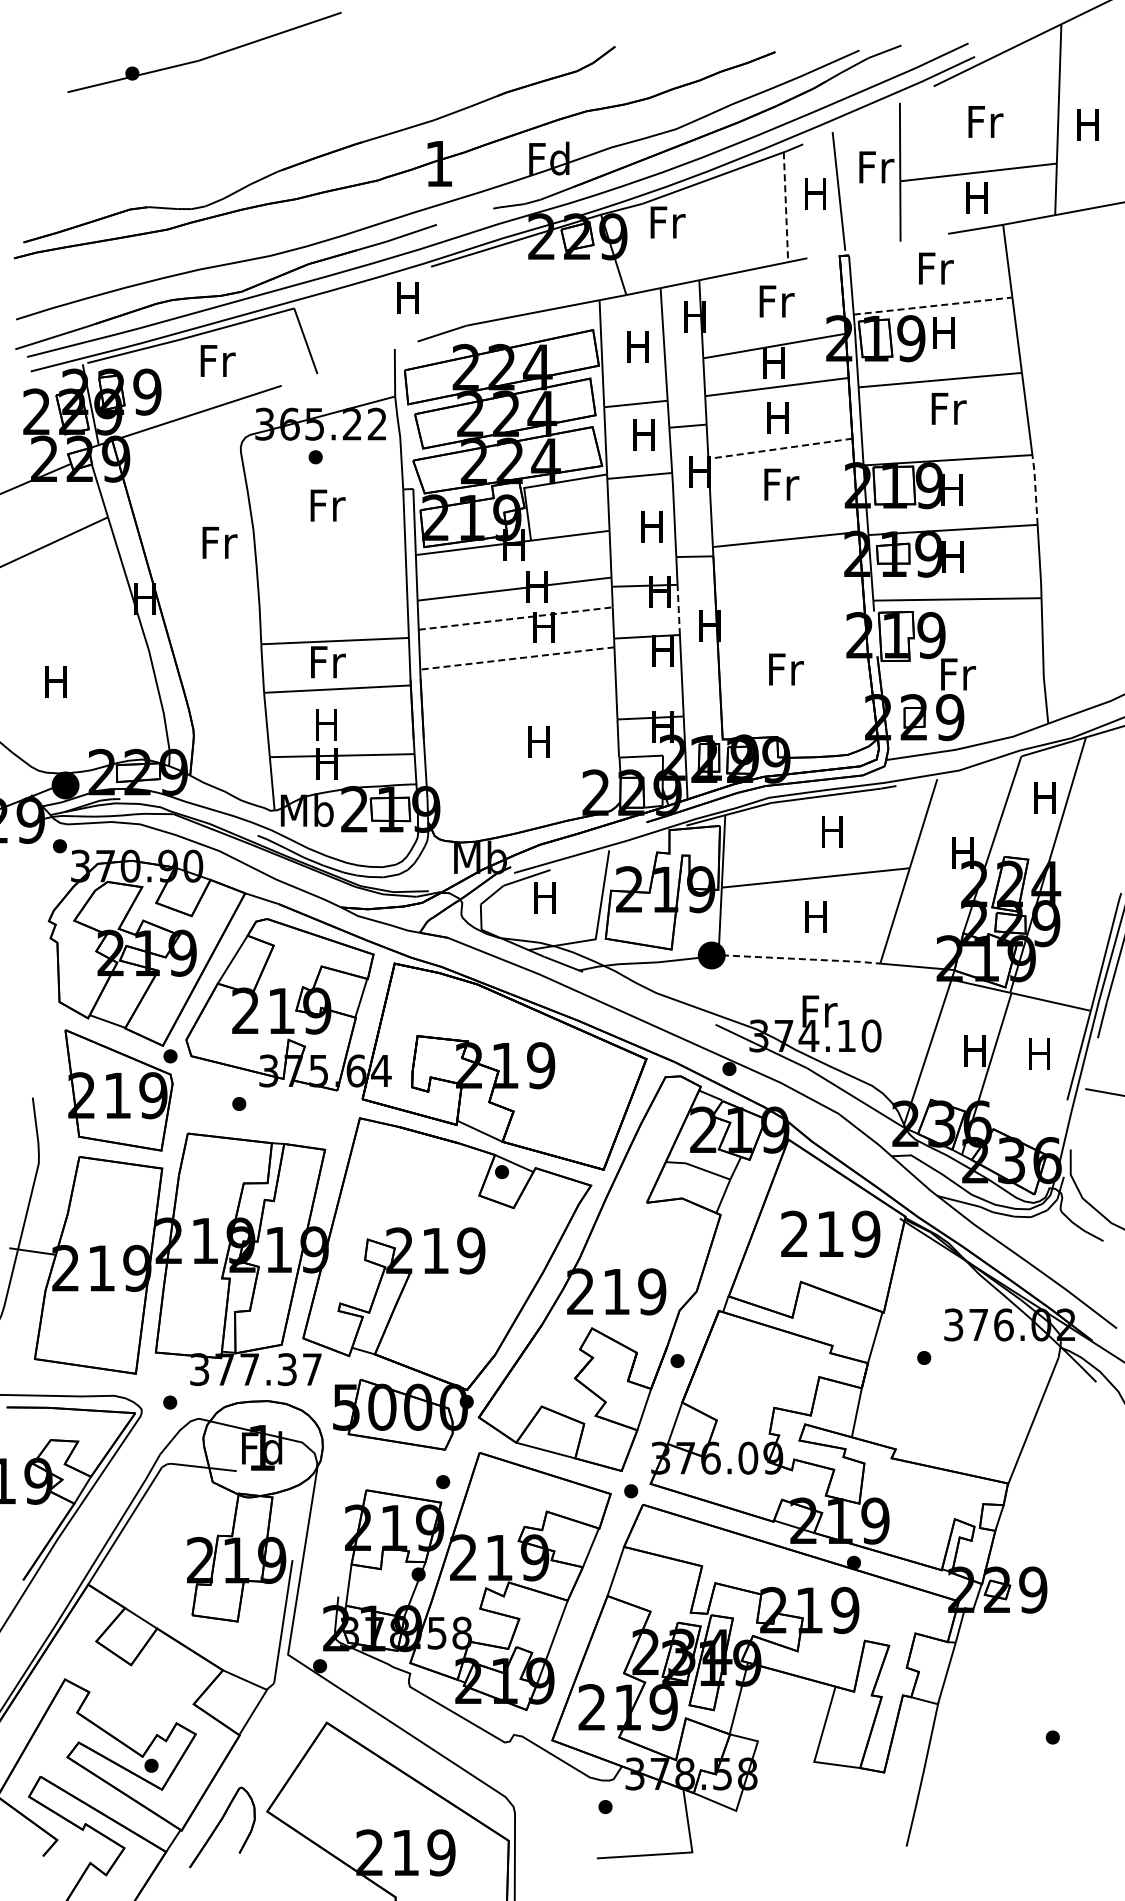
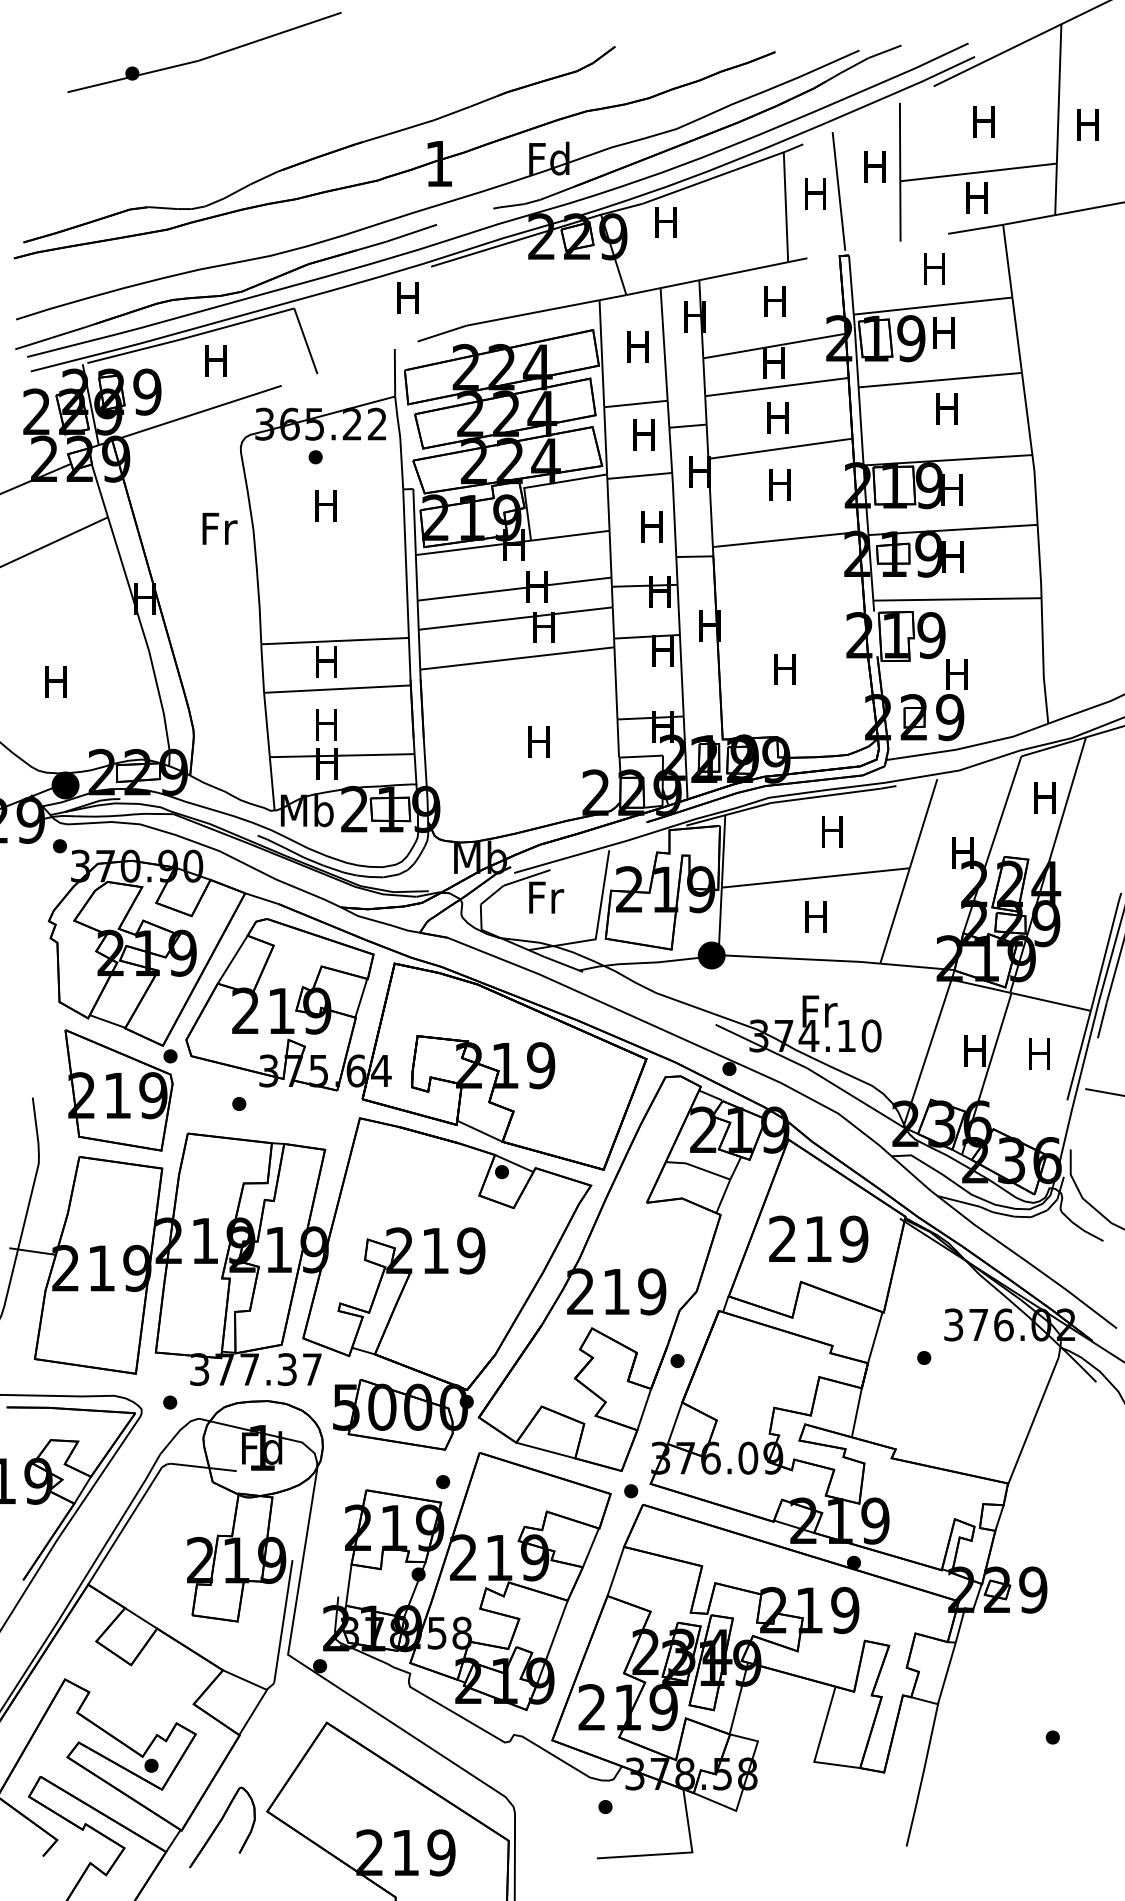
text: Fr -> H (985, 121)
text: Fr -> H (876, 167)
line: dashed -> solid (785, 207)
text: Fr -> H (667, 222)
text: Fr -> H (936, 268)
text: Fr -> H (776, 301)
line: dashed -> solid (933, 306)
text: Fr -> H (217, 360)
text: Fr -> H (948, 408)
line: dashed -> solid (780, 448)
text: Fr -> H (781, 484)
line: dashed -> solid (1035, 489)
text: Fr -> H (327, 505)
text position: (219, 542) -> (219, 528) (219, 528)
line: dashed -> solid (678, 609)
line: dashed -> solid (515, 618)
line: dashed -> solid (517, 658)
text: Fr -> H (328, 662)
text: Fr -> H (786, 669)
text: Fr -> H (958, 674)
text: H -> Fr (546, 897)
line: dashed -> solid (801, 959)
text position: (830, 1233) -> (818, 1238) (818, 1238)
